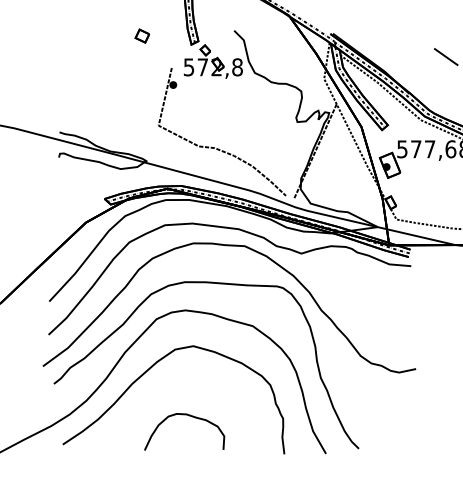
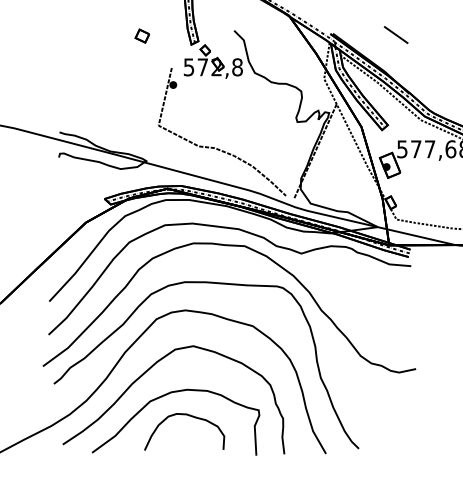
line position: (445, 57) -> (395, 35) (395, 35)
curve: none -> present (162, 397)
